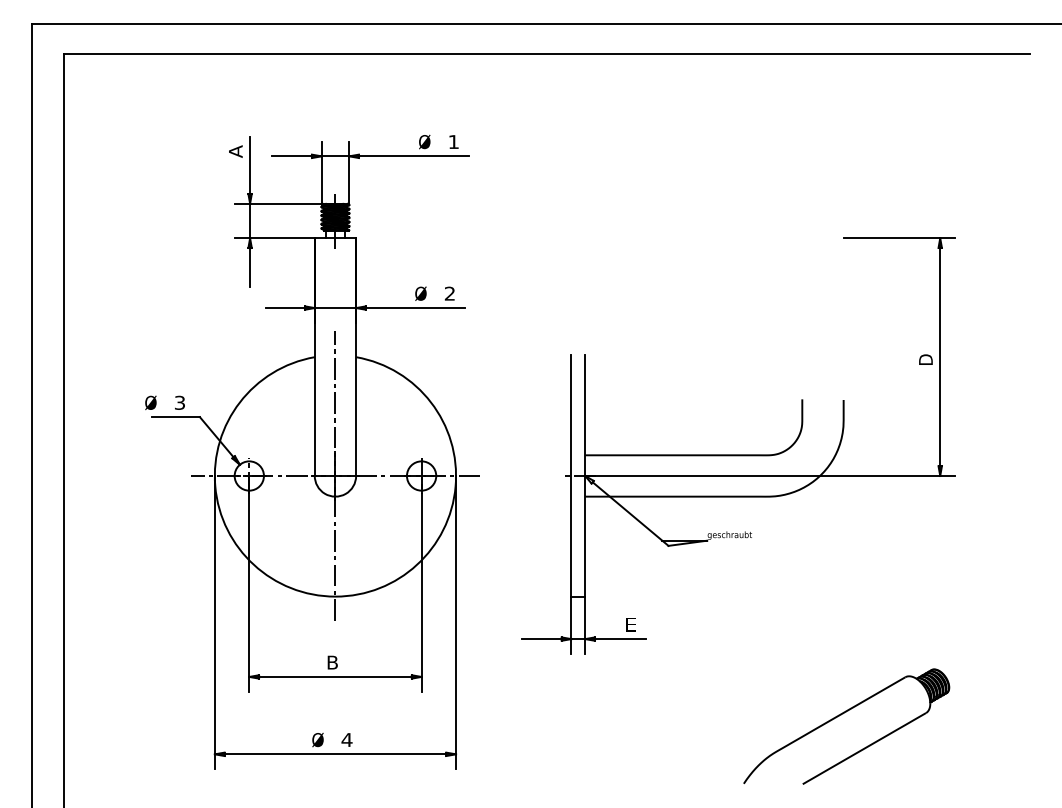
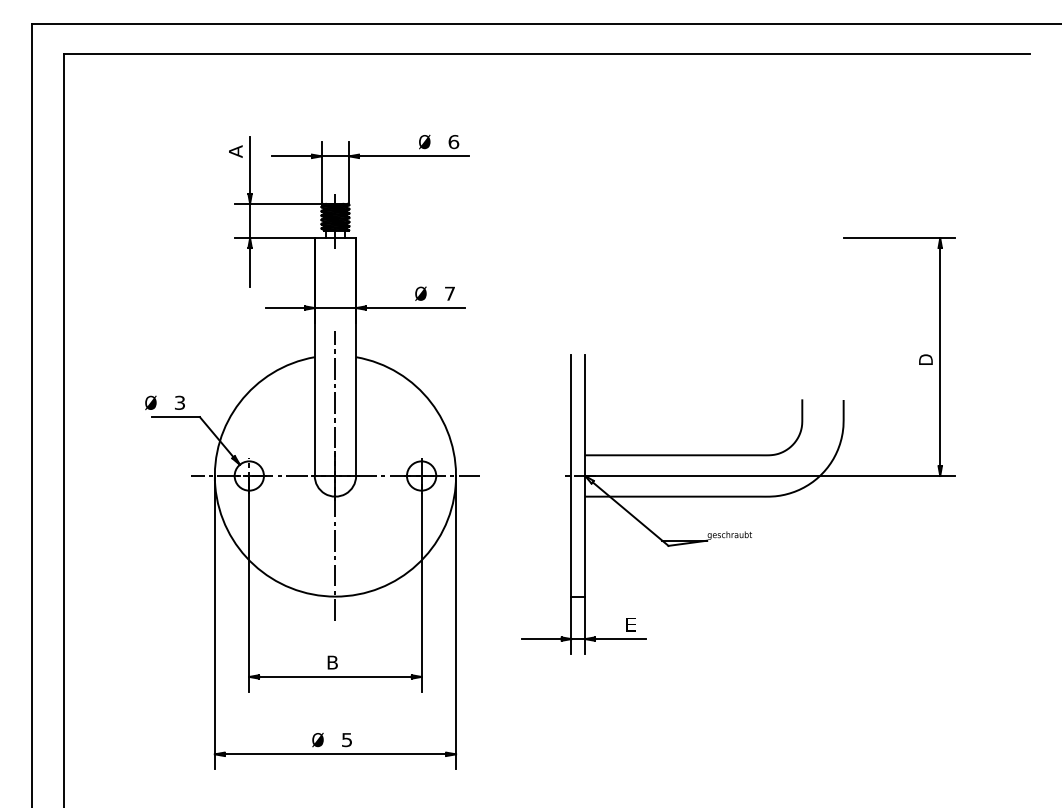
text: 1 -> 6 (453, 142)
text: 2 -> 7 (449, 293)
part: present -> none (841, 715)
text: 4 -> 5 (346, 740)
